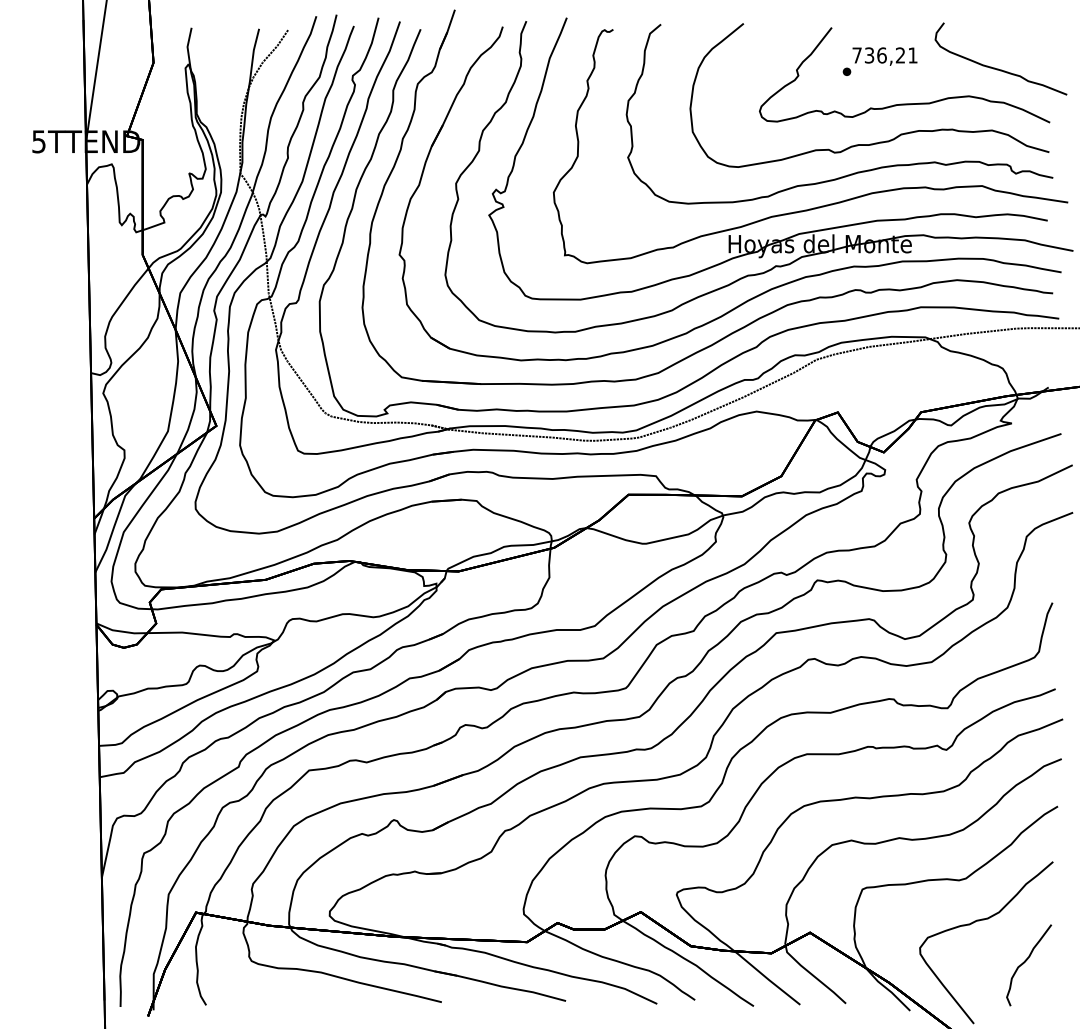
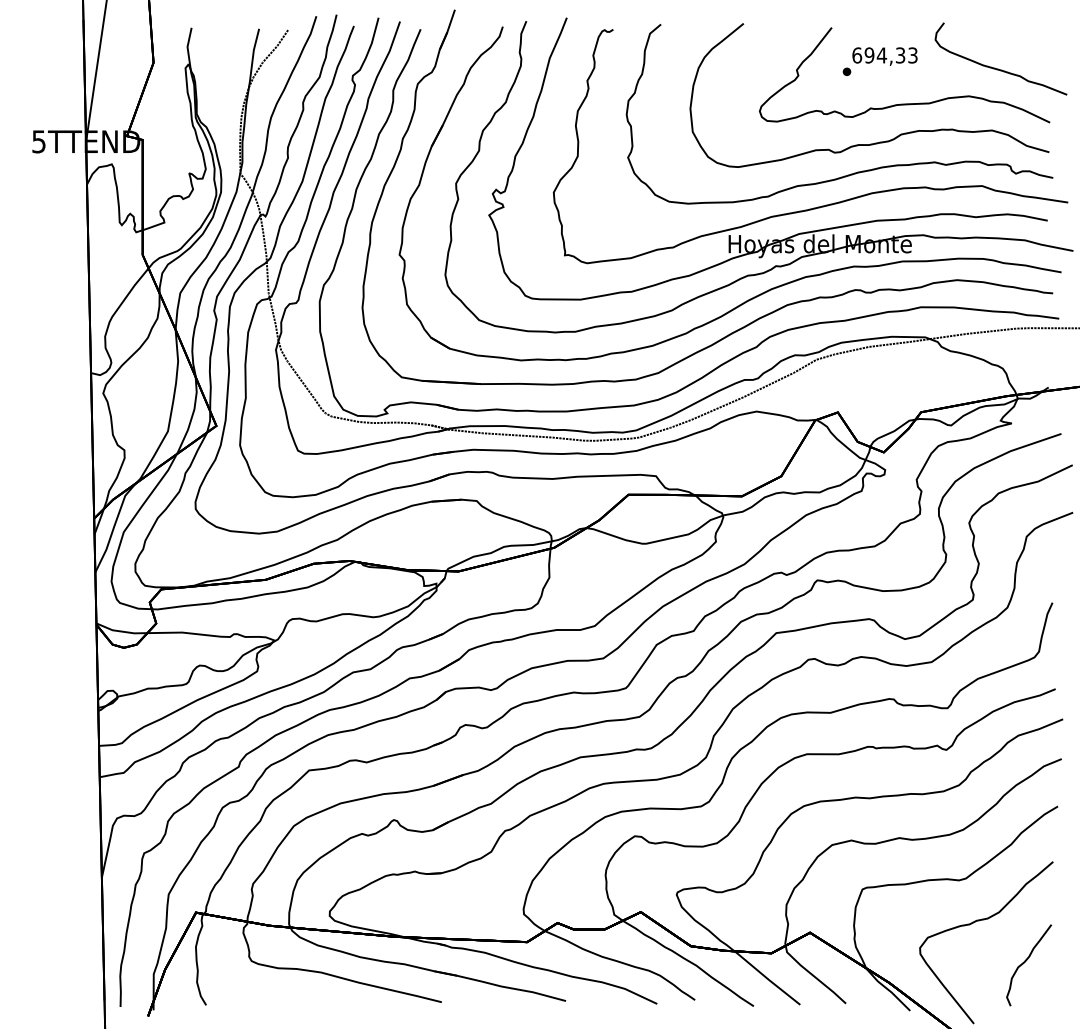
text: 736,21 -> 694,33 (884, 55)
